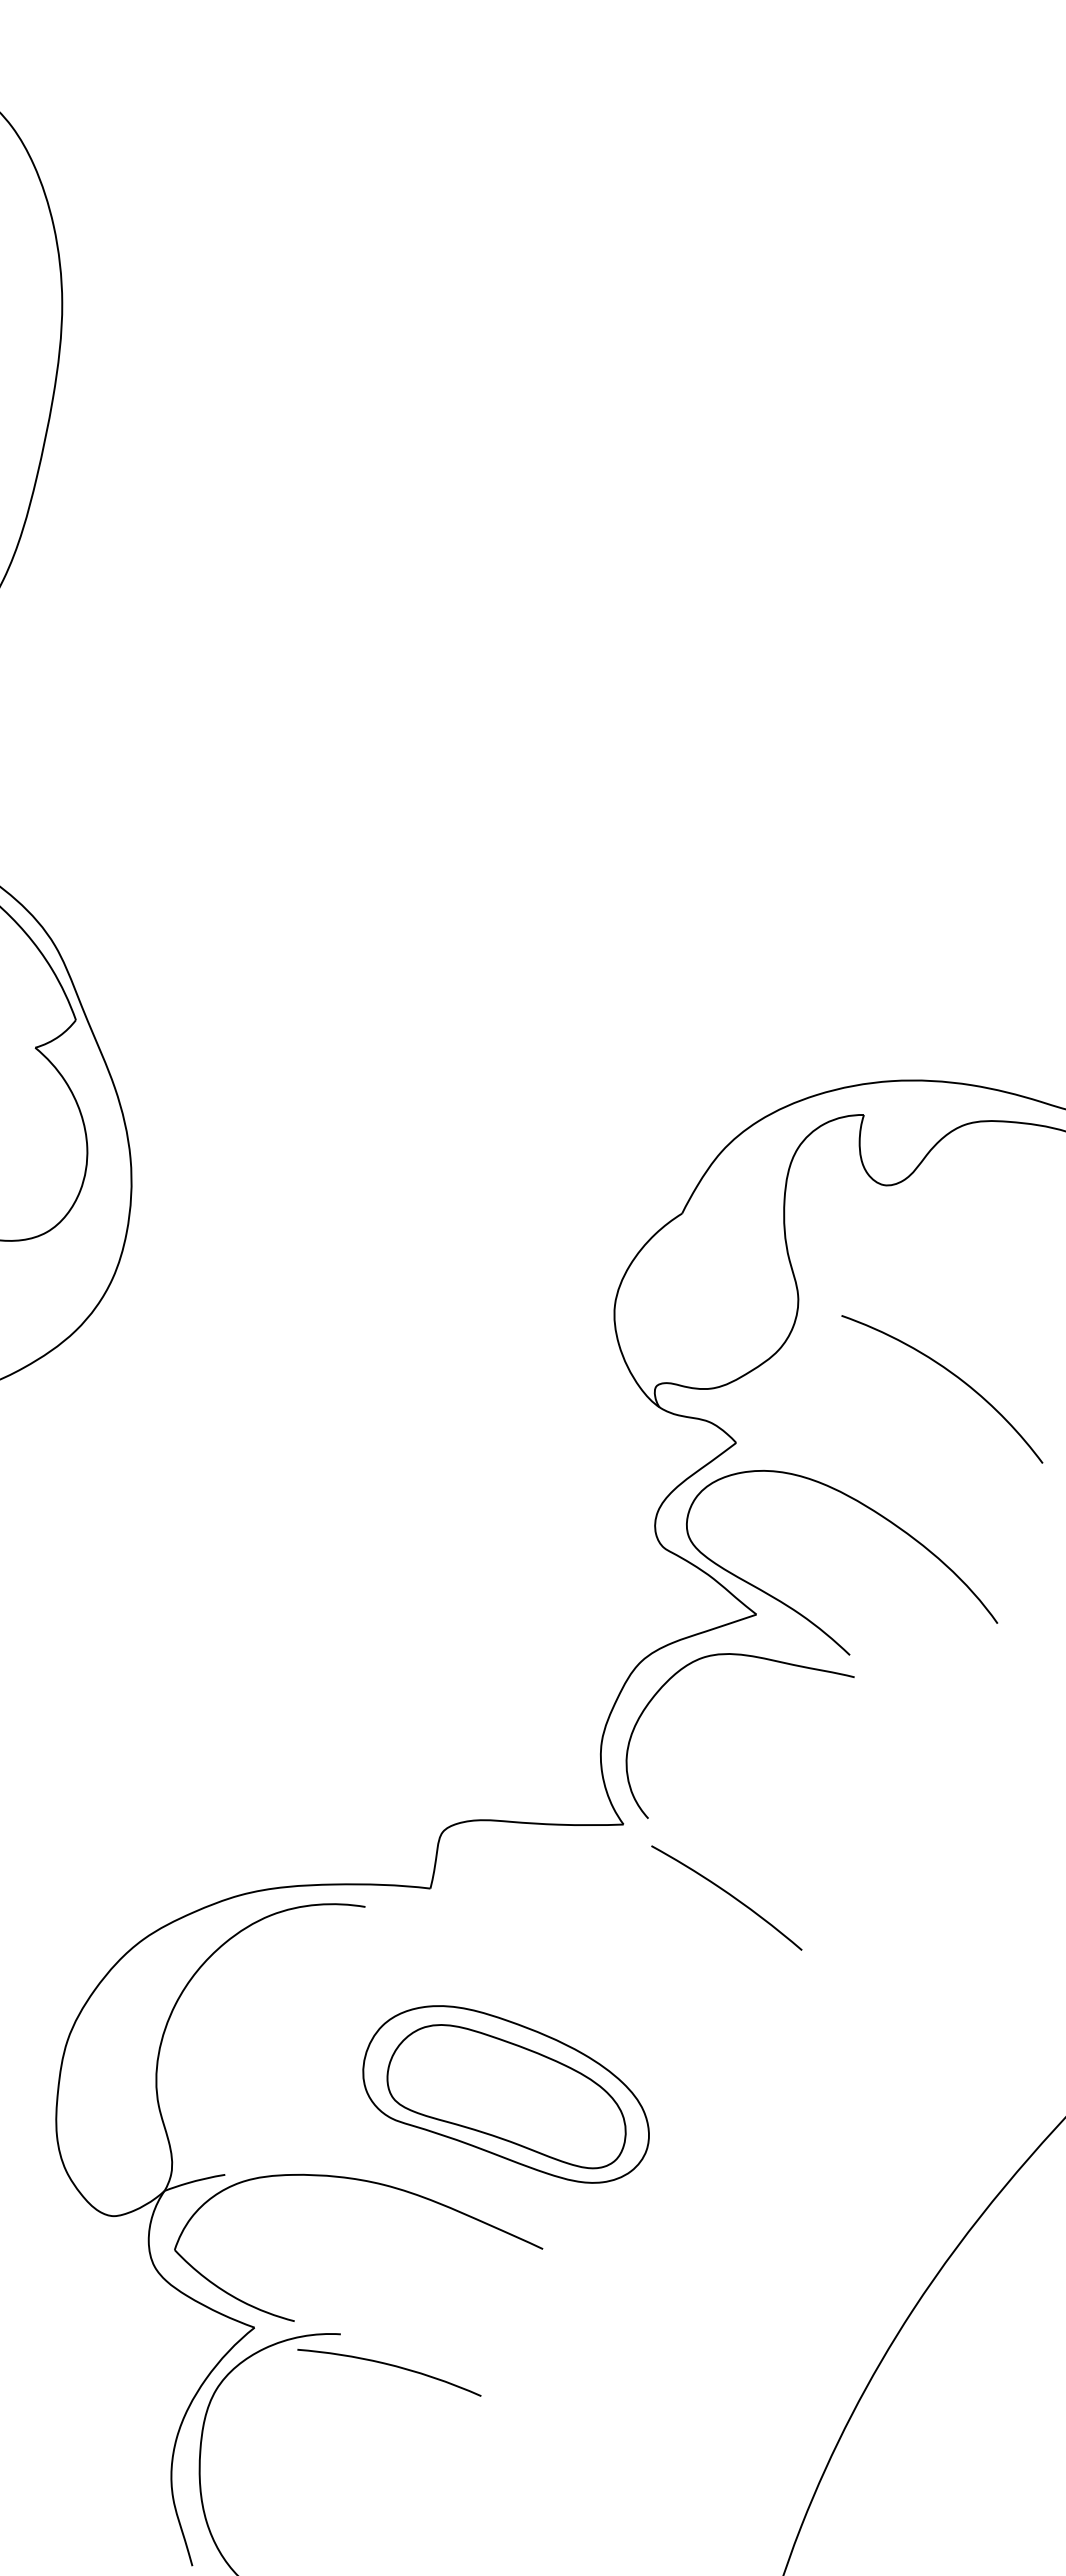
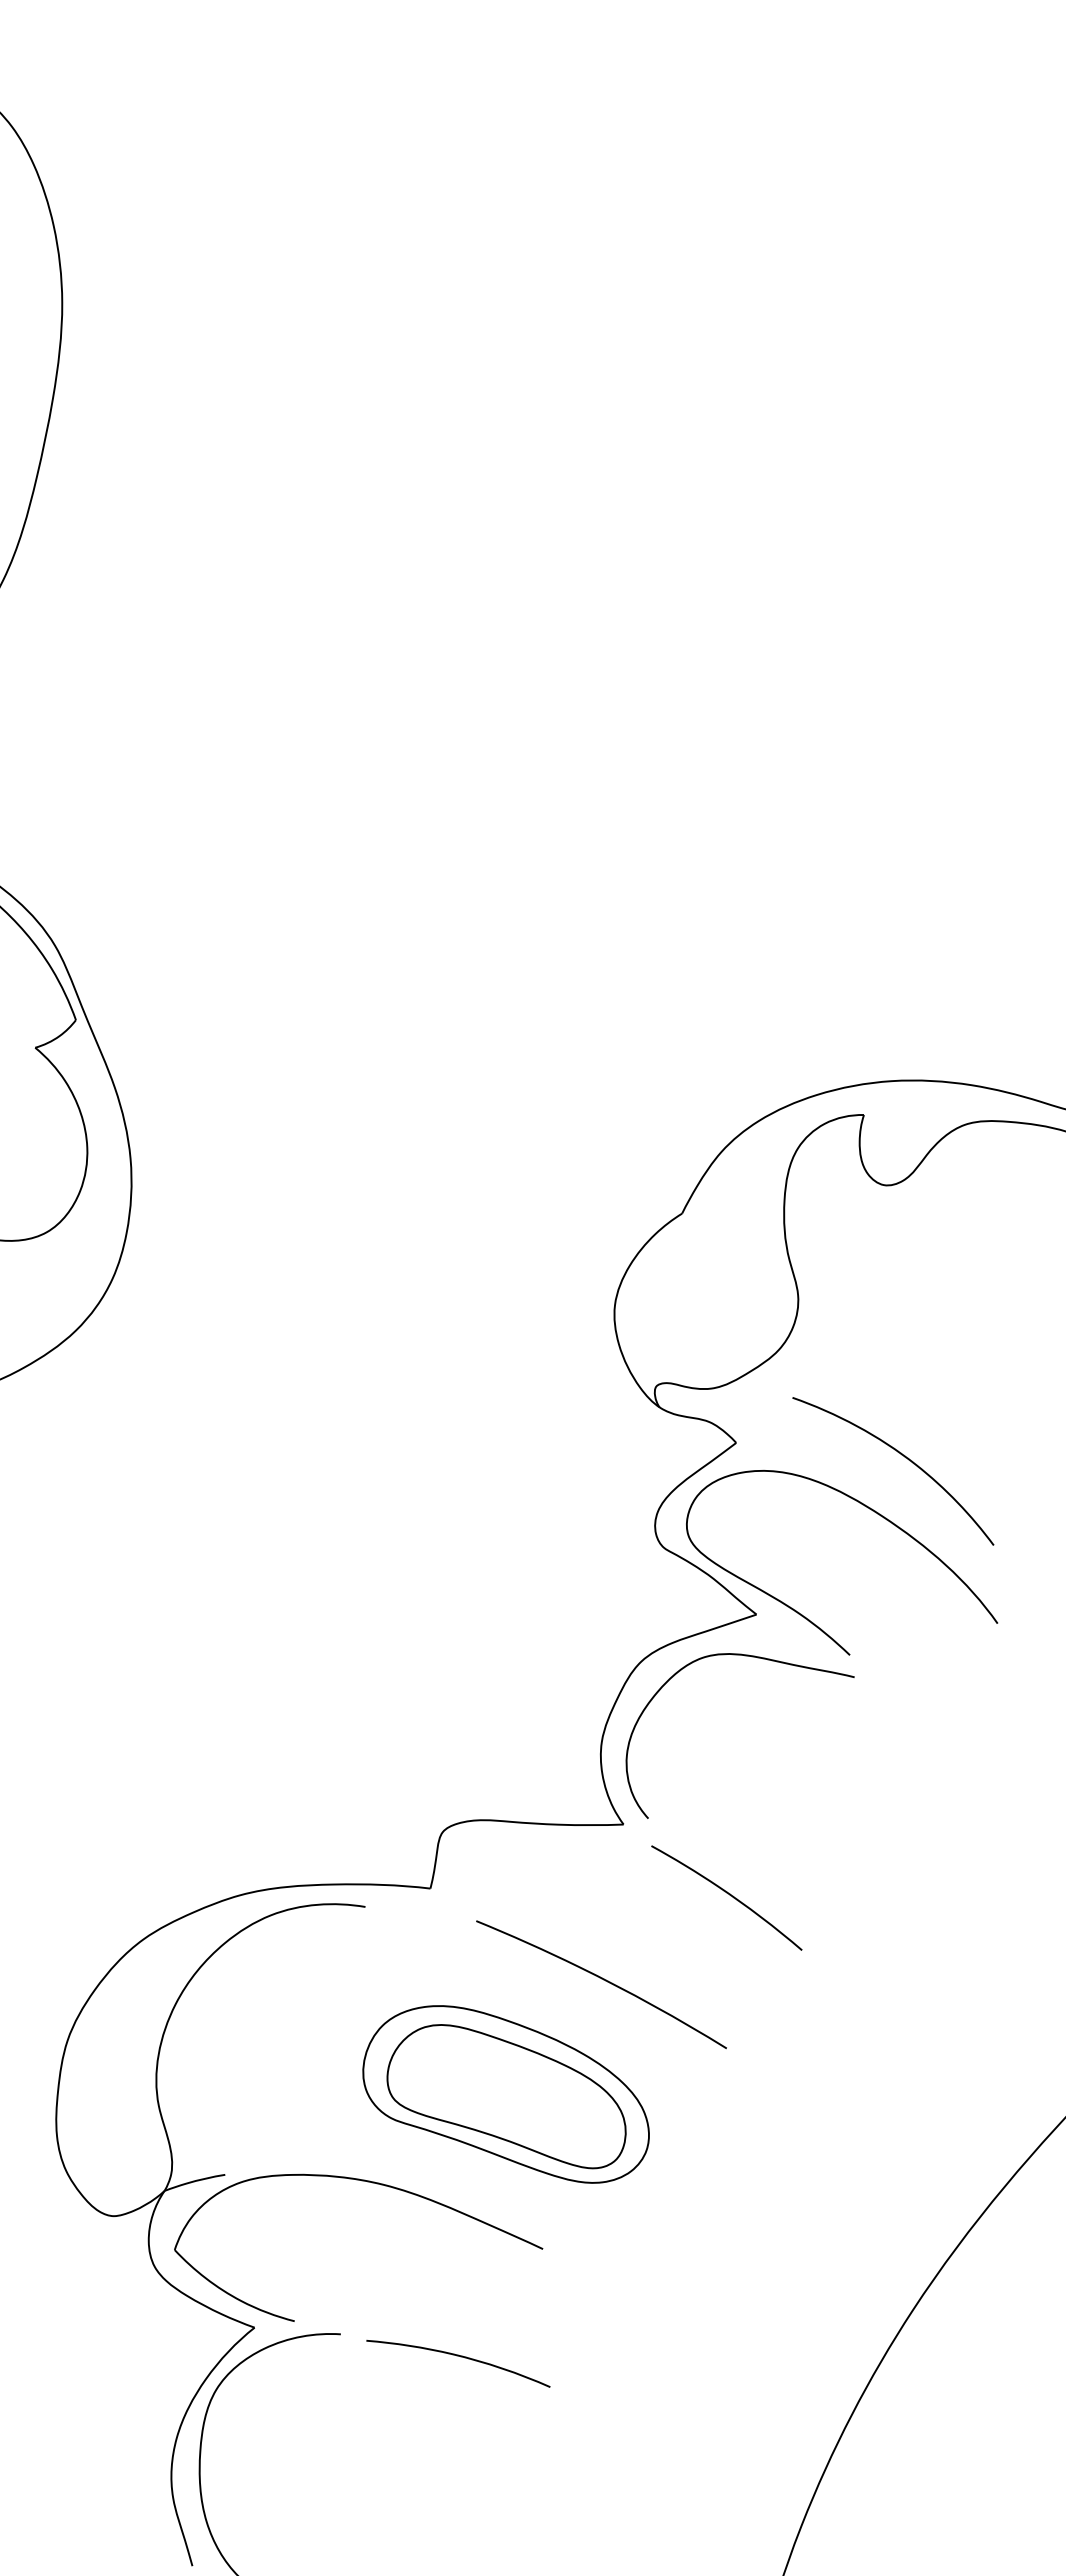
curve position: (954, 1376) -> (905, 1458) (905, 1458)
curve: none -> present (603, 1980)
curve position: (391, 2366) -> (460, 2357) (460, 2357)
